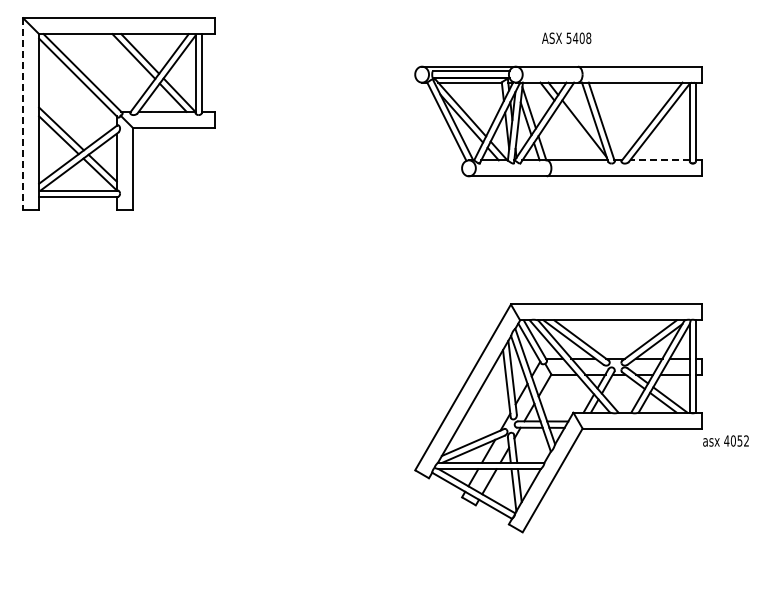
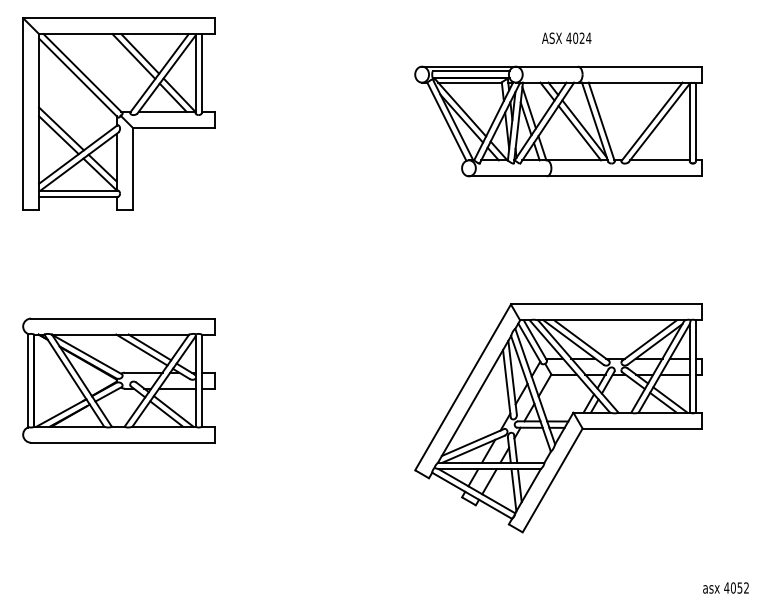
text: 5408 -> 4024 (578, 37)
line: dashed -> solid (23, 113)
line: none -> present (579, 133)
line: dashed -> solid (659, 160)
part: none -> present (118, 380)
text position: (725, 440) -> (725, 587) (725, 587)
